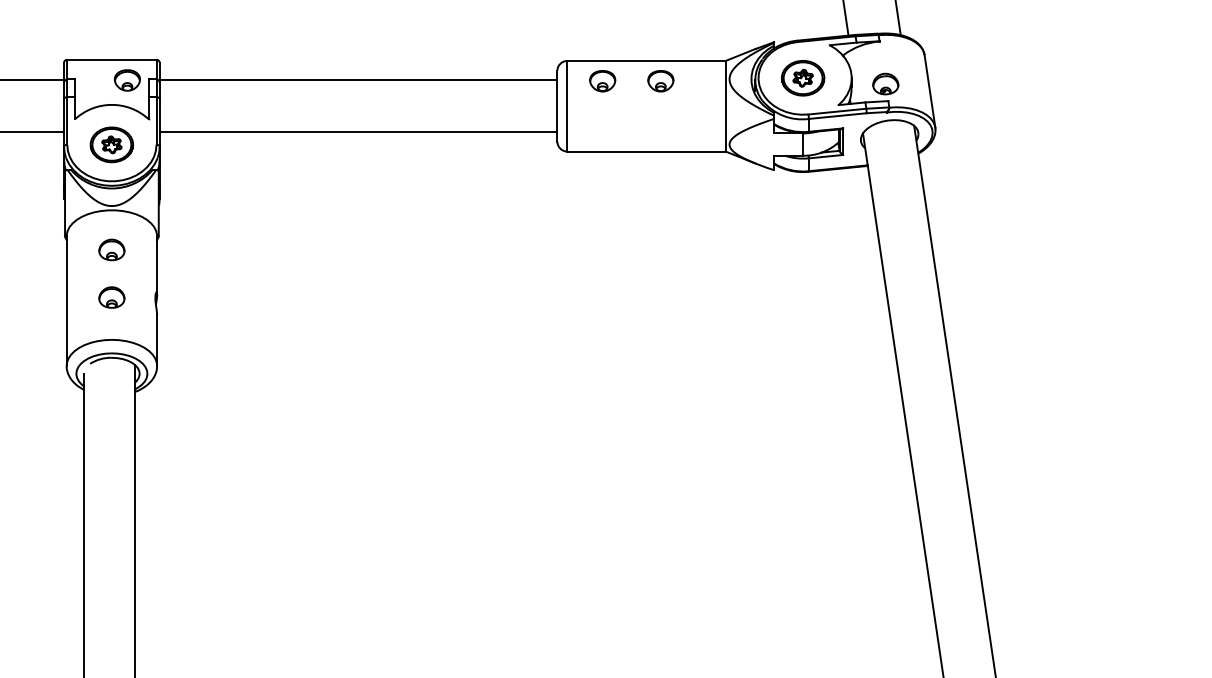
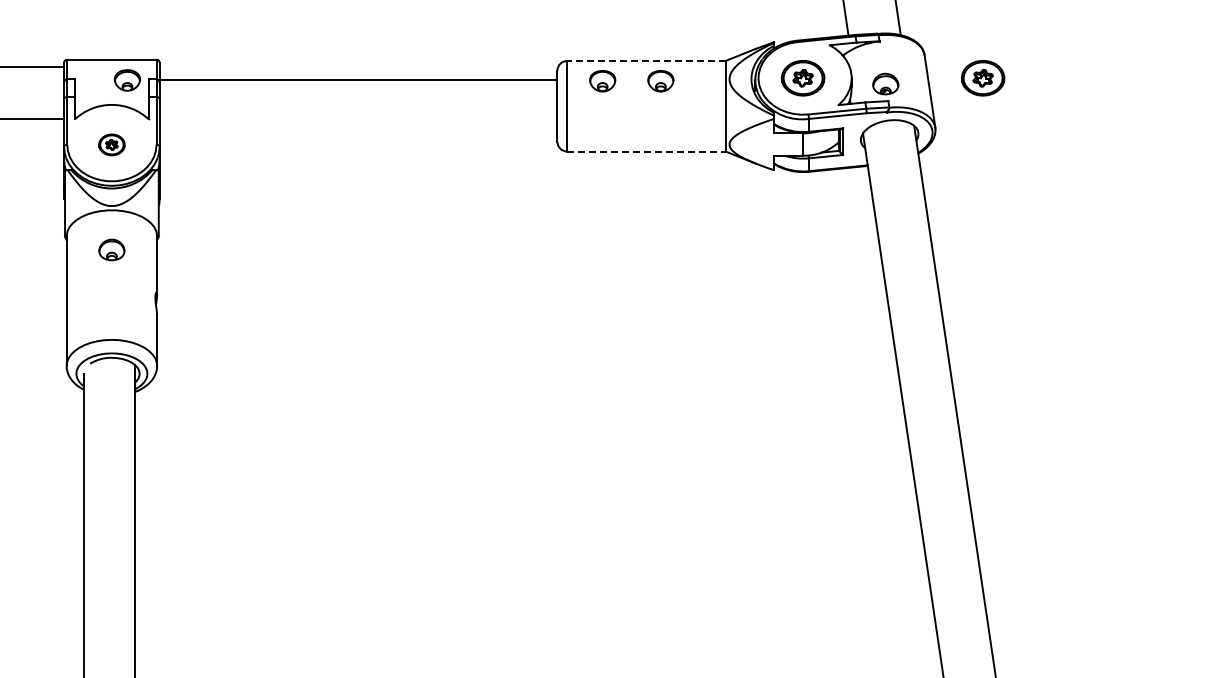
line: solid -> dashed (645, 61)
part: none -> present (982, 78)
line position: (33, 80) -> (33, 67) (33, 67)
line position: (33, 132) -> (33, 119) (33, 119)
line: present -> none (358, 132)
part size: 46x38 px -> 28x24 px (111, 144)
line: solid -> dashed (646, 151)
part: present -> none (111, 297)
